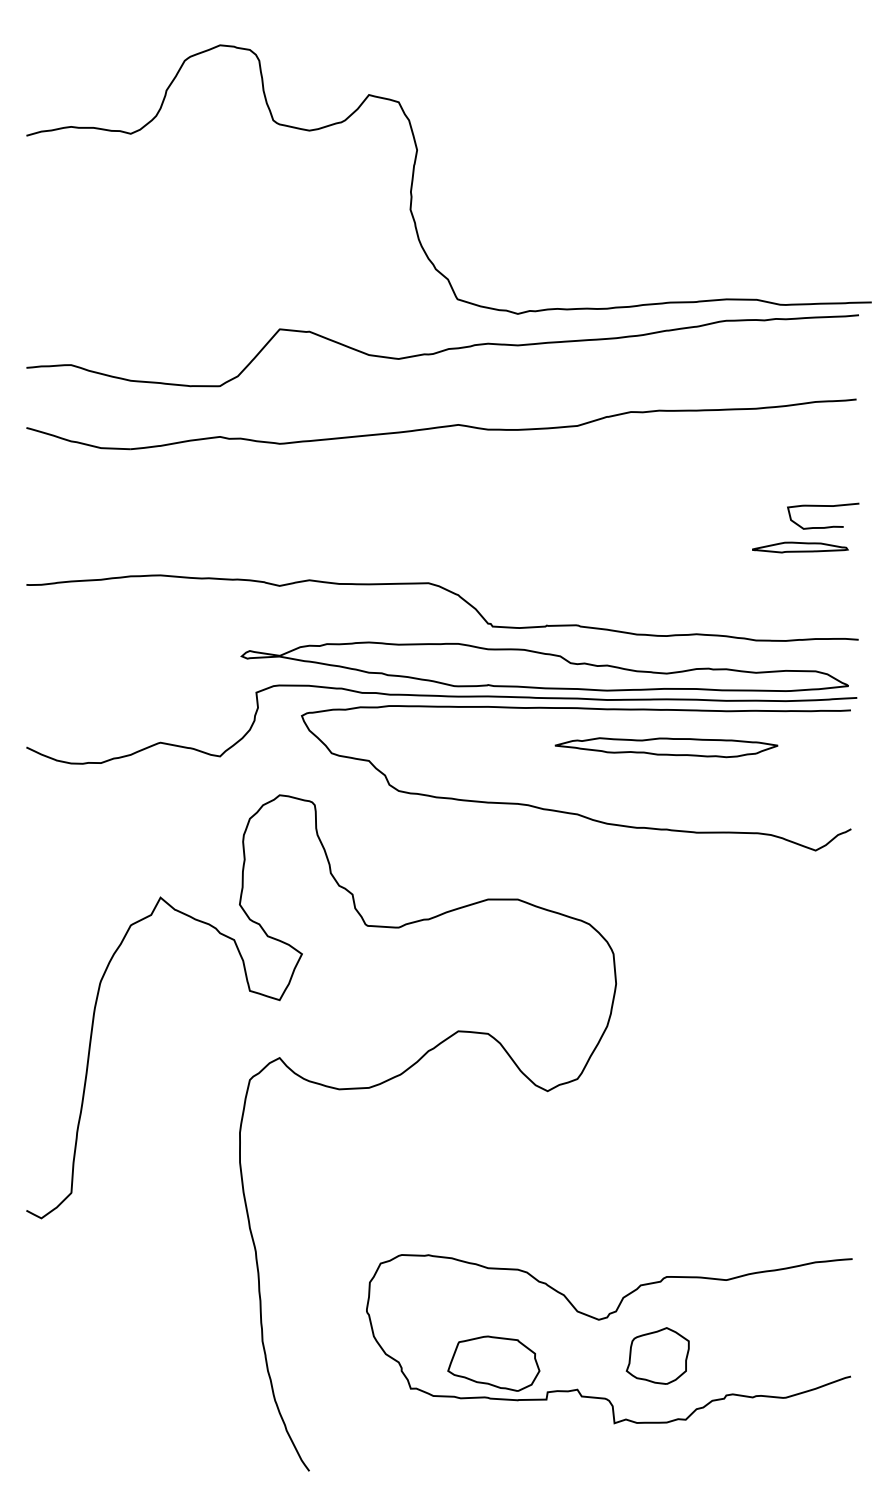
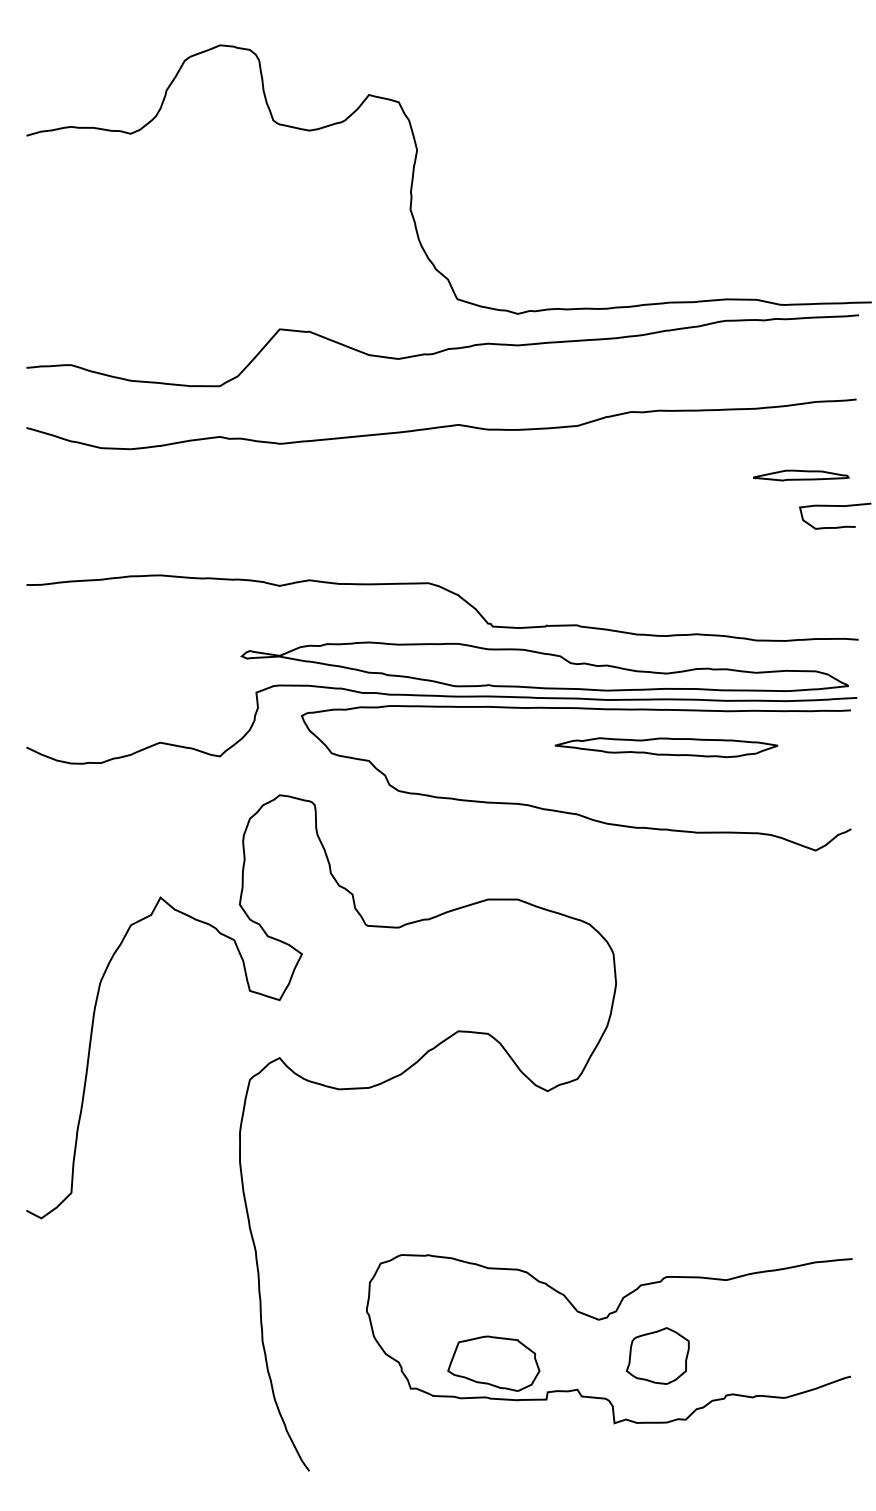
curve position: (823, 506) -> (835, 506) (835, 506)
part position: (800, 547) -> (801, 475) (801, 475)
